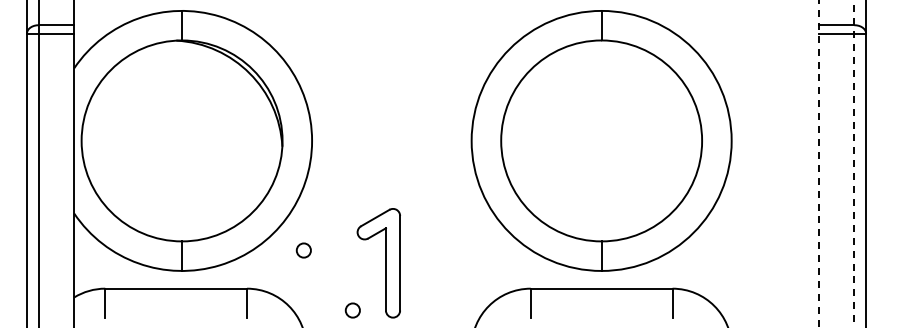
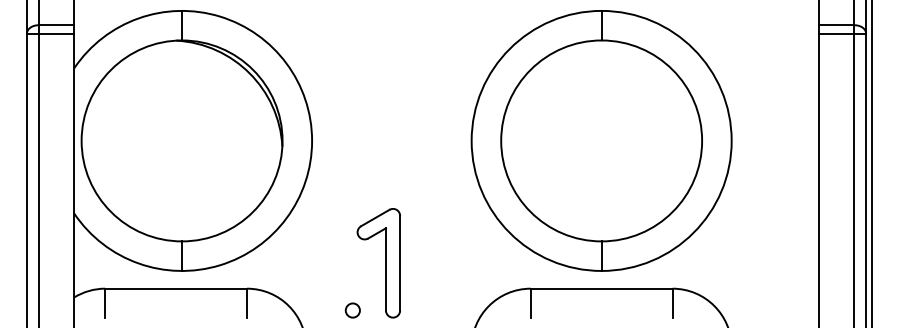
line: dashed -> solid (818, 163)
line: dashed -> solid (854, 163)
line: none -> present (872, 163)
circle: present -> none (303, 250)
